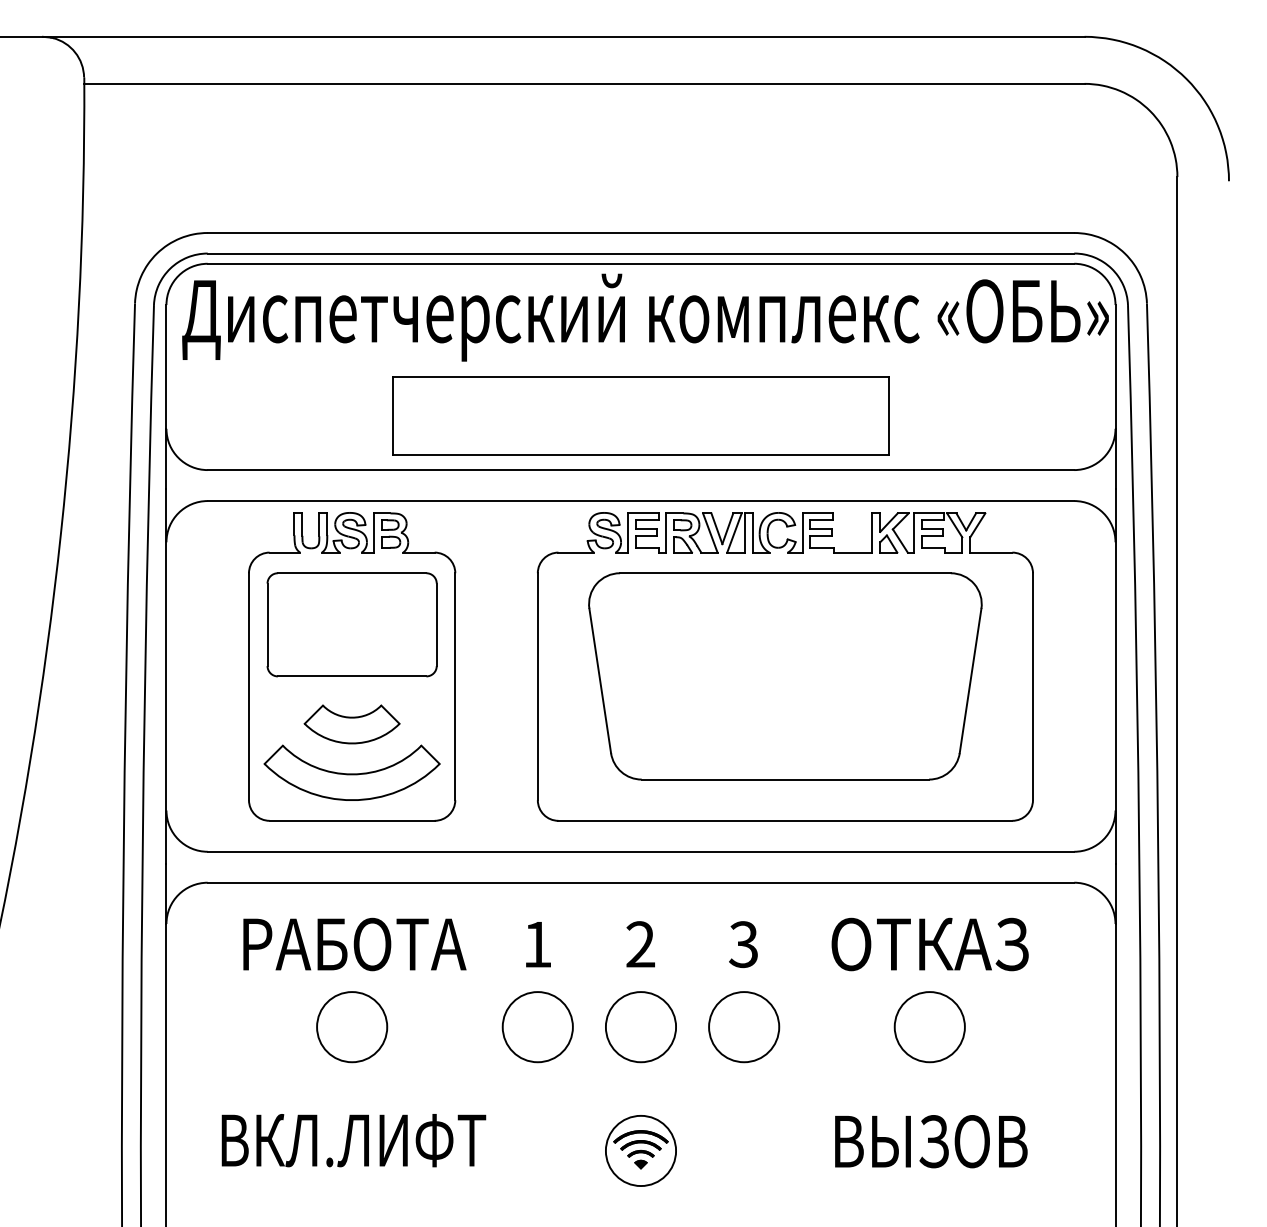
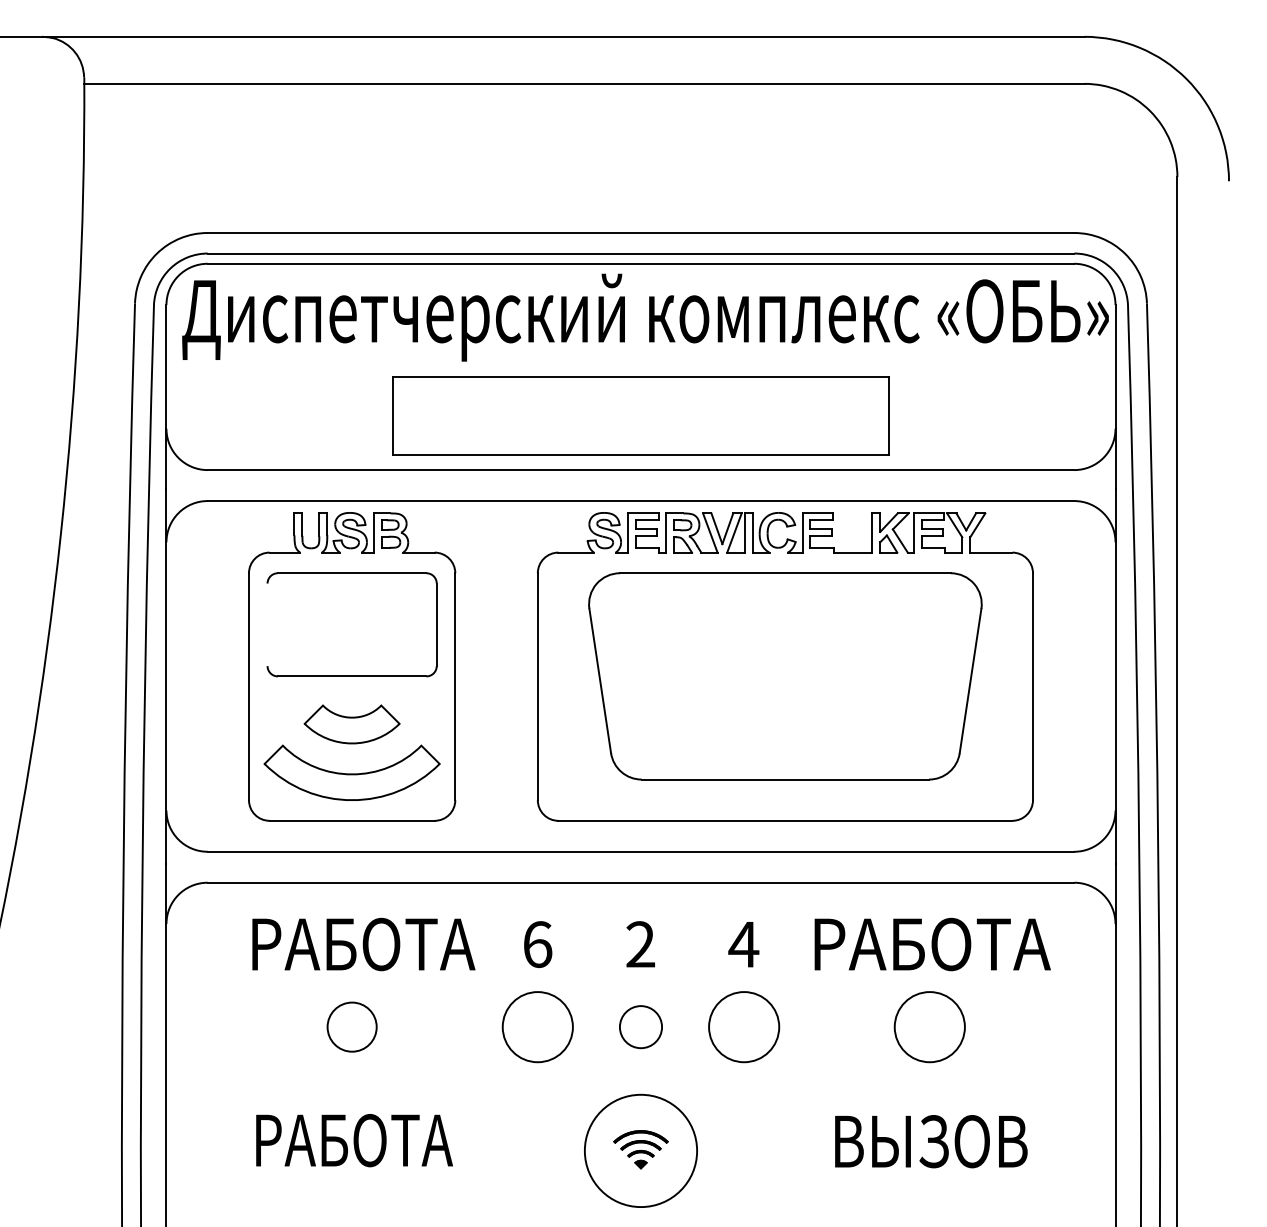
line: present -> none (267, 624)
text position: (354, 944) -> (363, 944) (363, 944)
text: 1 -> 6 (538, 944)
text: 3 -> 4 (743, 944)
text: ОТКАЗ -> РАБОТА (932, 944)
circle diameter: 70 px -> 49 px (351, 1026)
circle diameter: 70 px -> 42 px (640, 1027)
text: ВКЛ.ЛИФТ -> РАБОТА (353, 1140)
circle diameter: 70 px -> 112 px (640, 1150)
